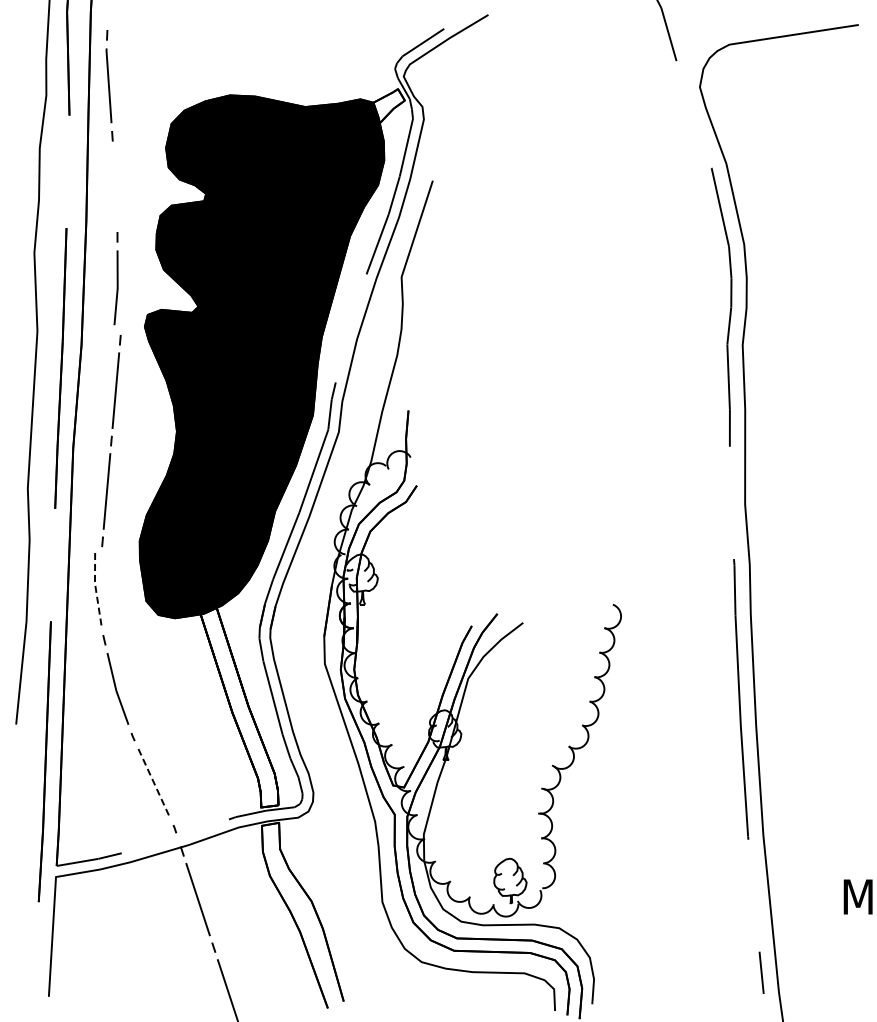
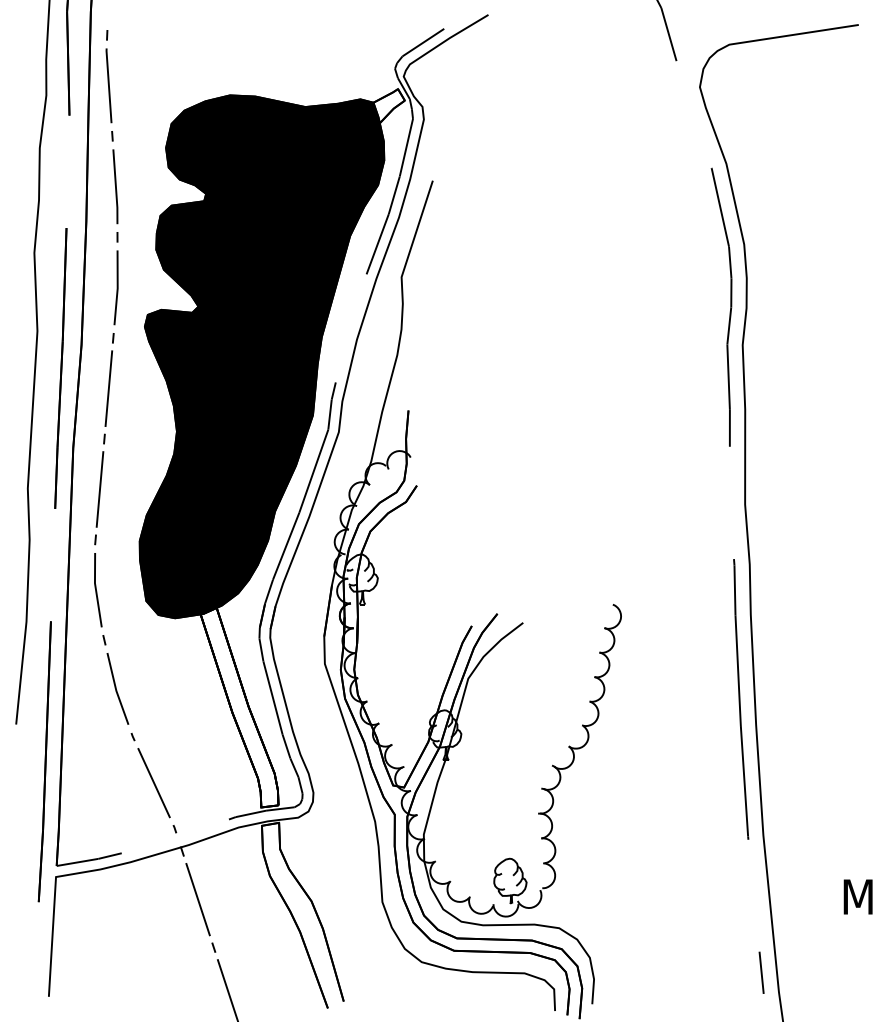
line: none -> present (115, 186)
line position: (111, 441) -> (104, 439) (104, 439)
line: dashed -> solid (96, 590)
line: dashed -> solid (154, 783)
